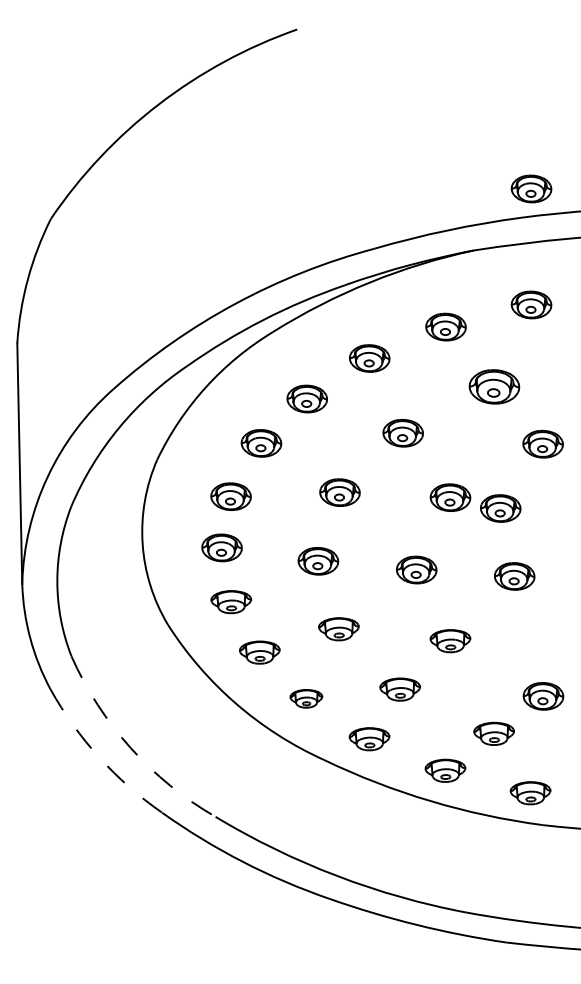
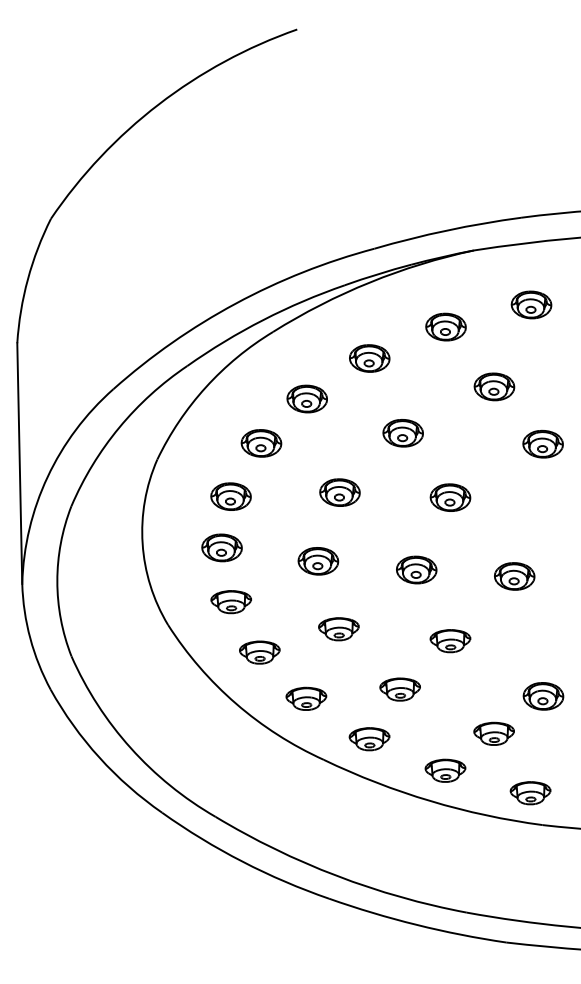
part: present -> none (531, 188)
part size: 53x36 px -> 43x30 px (494, 386)
part: present -> none (500, 508)
part size: 35x20 px -> 43x25 px (306, 698)
arc: dashed -> solid (130, 748)
arc: dashed -> solid (99, 757)
